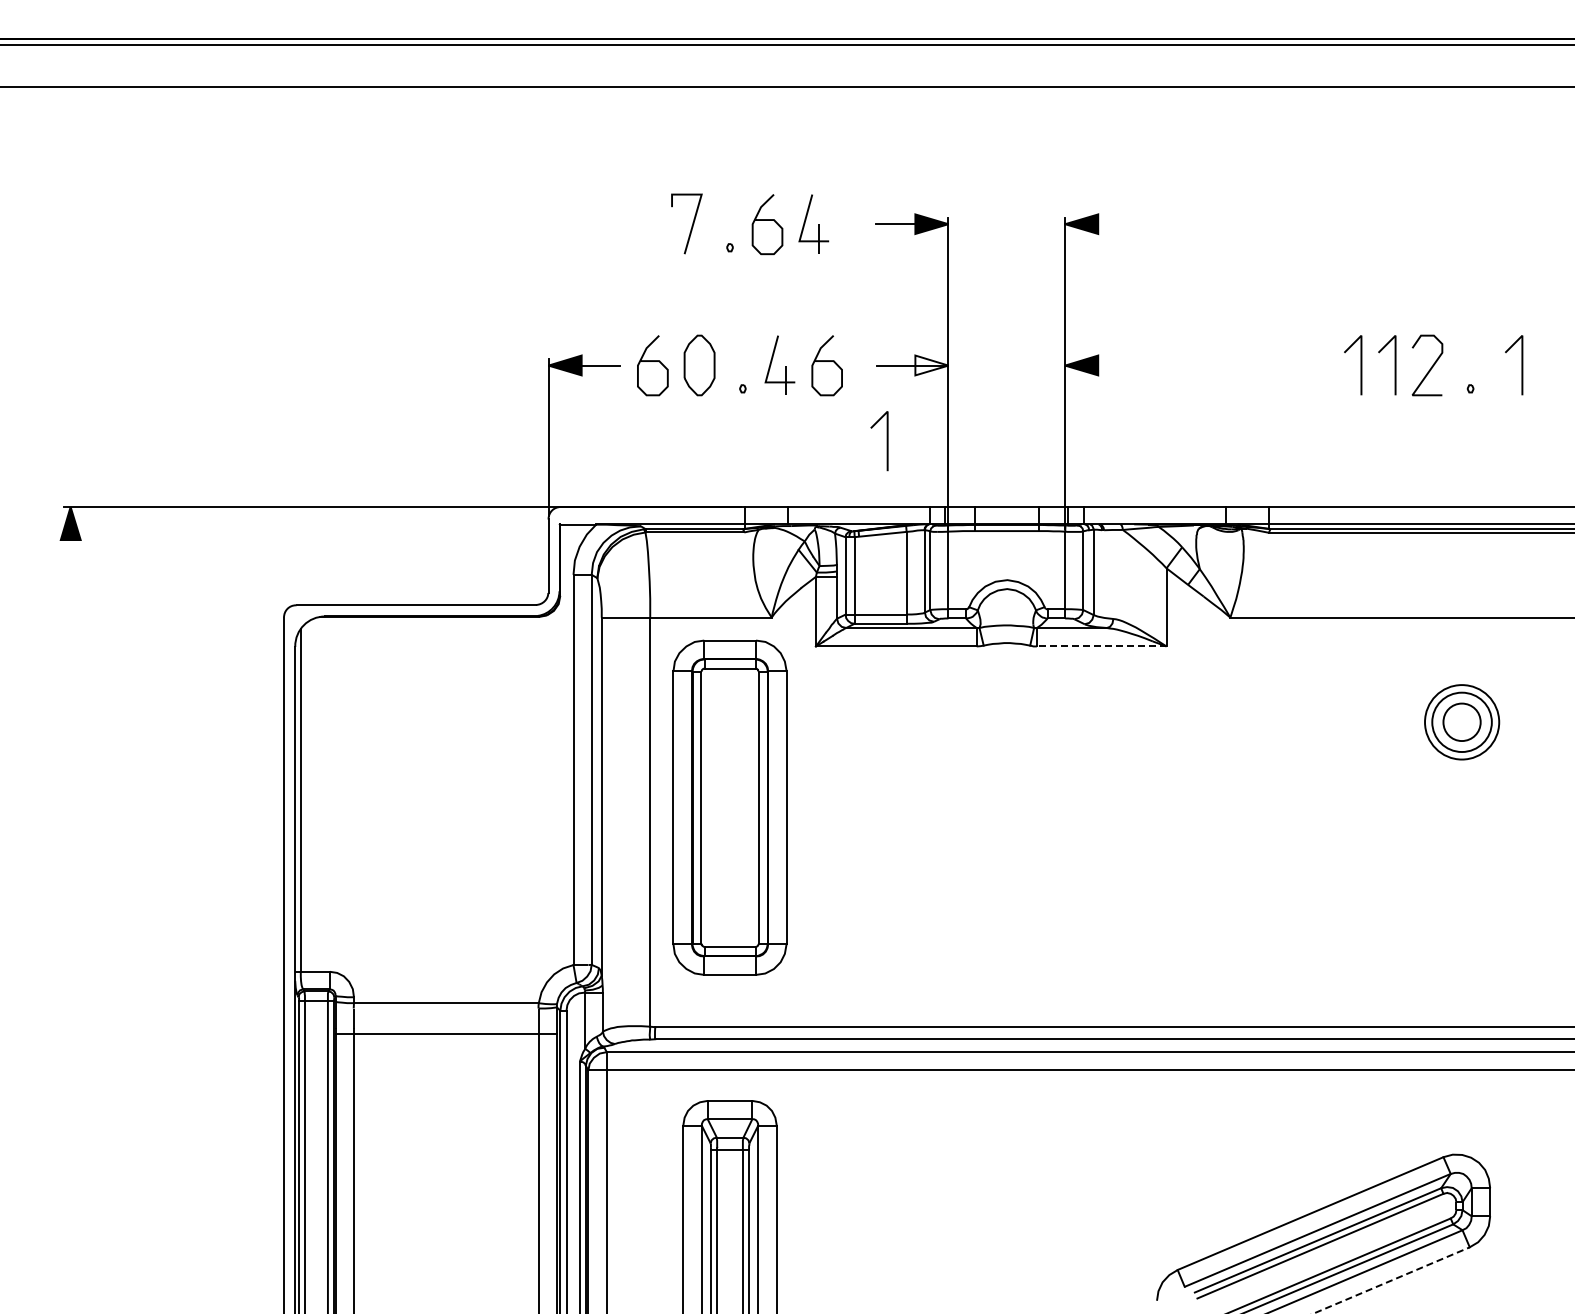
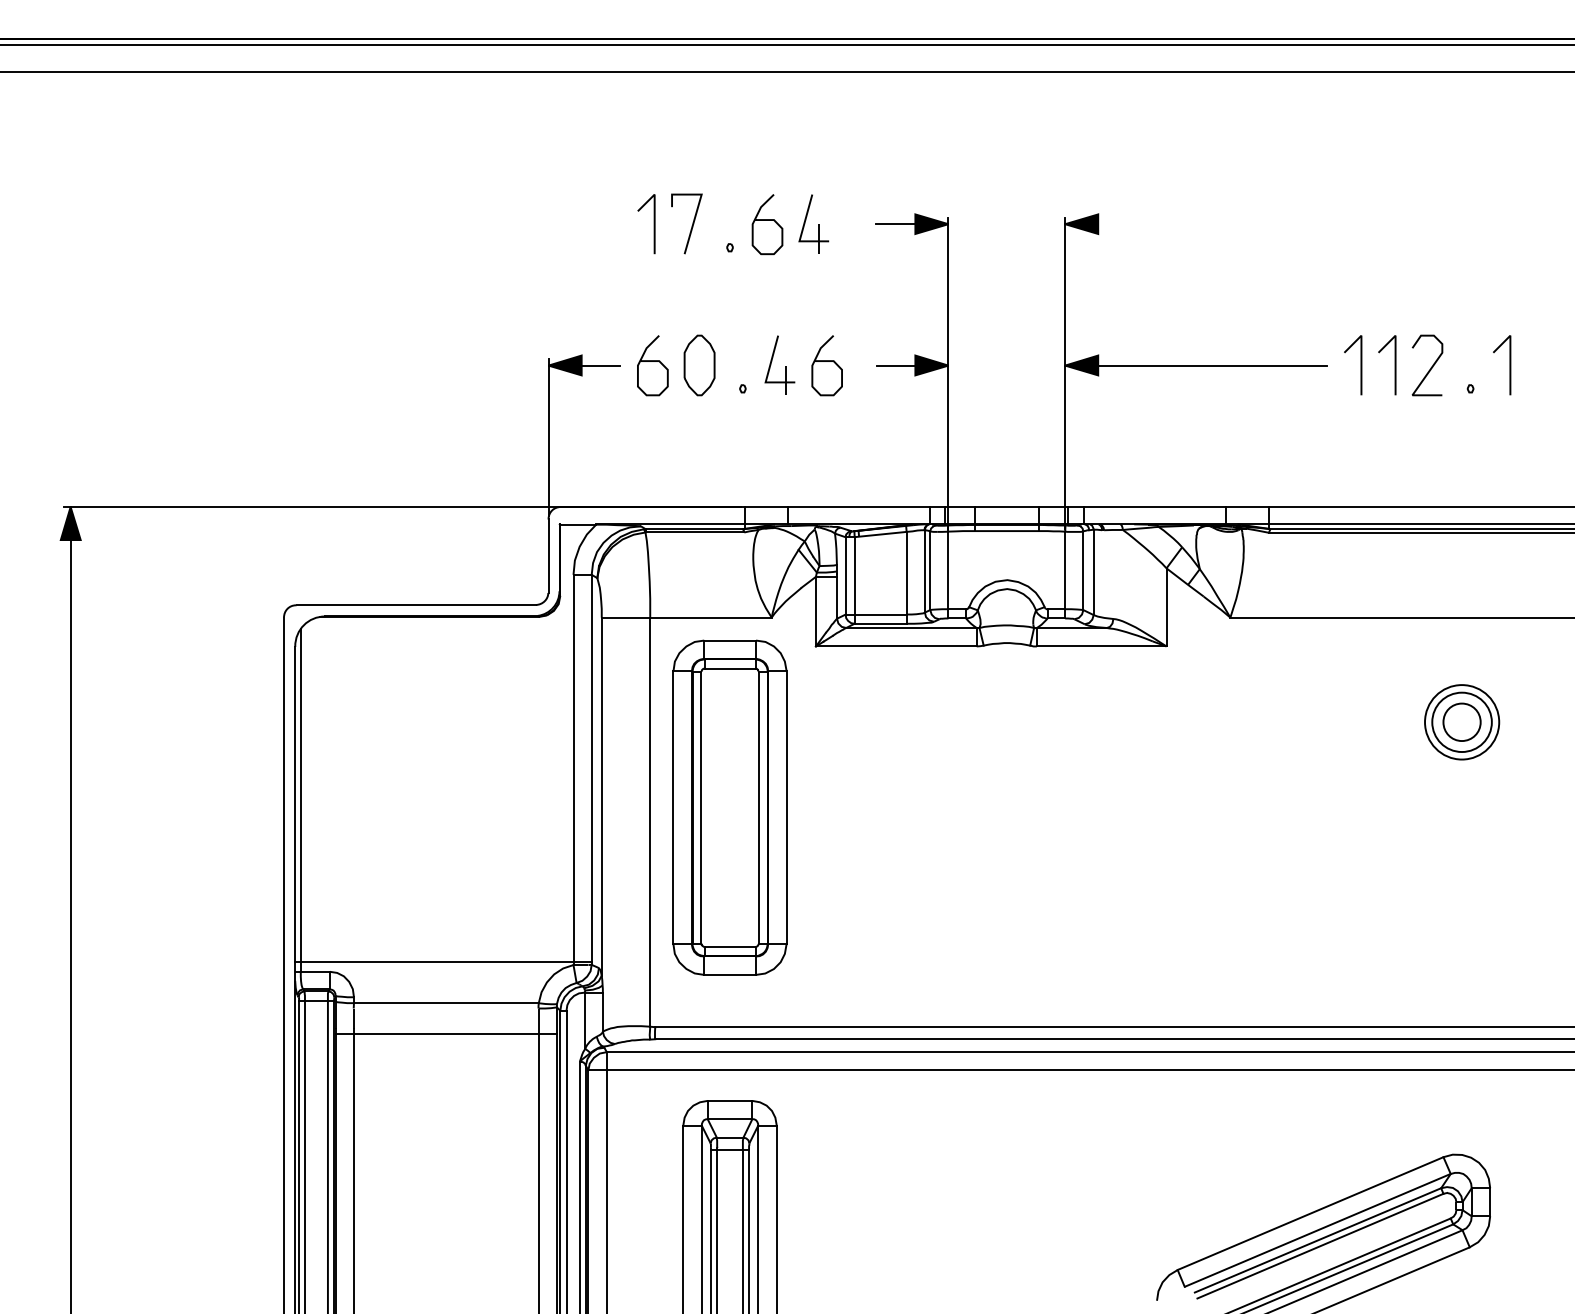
line position: (786, 87) -> (786, 72) (786, 72)
fill: none -> present (931, 365)
line: none -> present (1195, 365)
line position: (1521, 365) -> (1509, 365) (1509, 365)
line position: (886, 441) -> (653, 224) (653, 224)
line: dashed -> solid (1101, 646)
line: none -> present (70, 908)
line: none -> present (443, 961)
line: dashed -> solid (1391, 1280)
